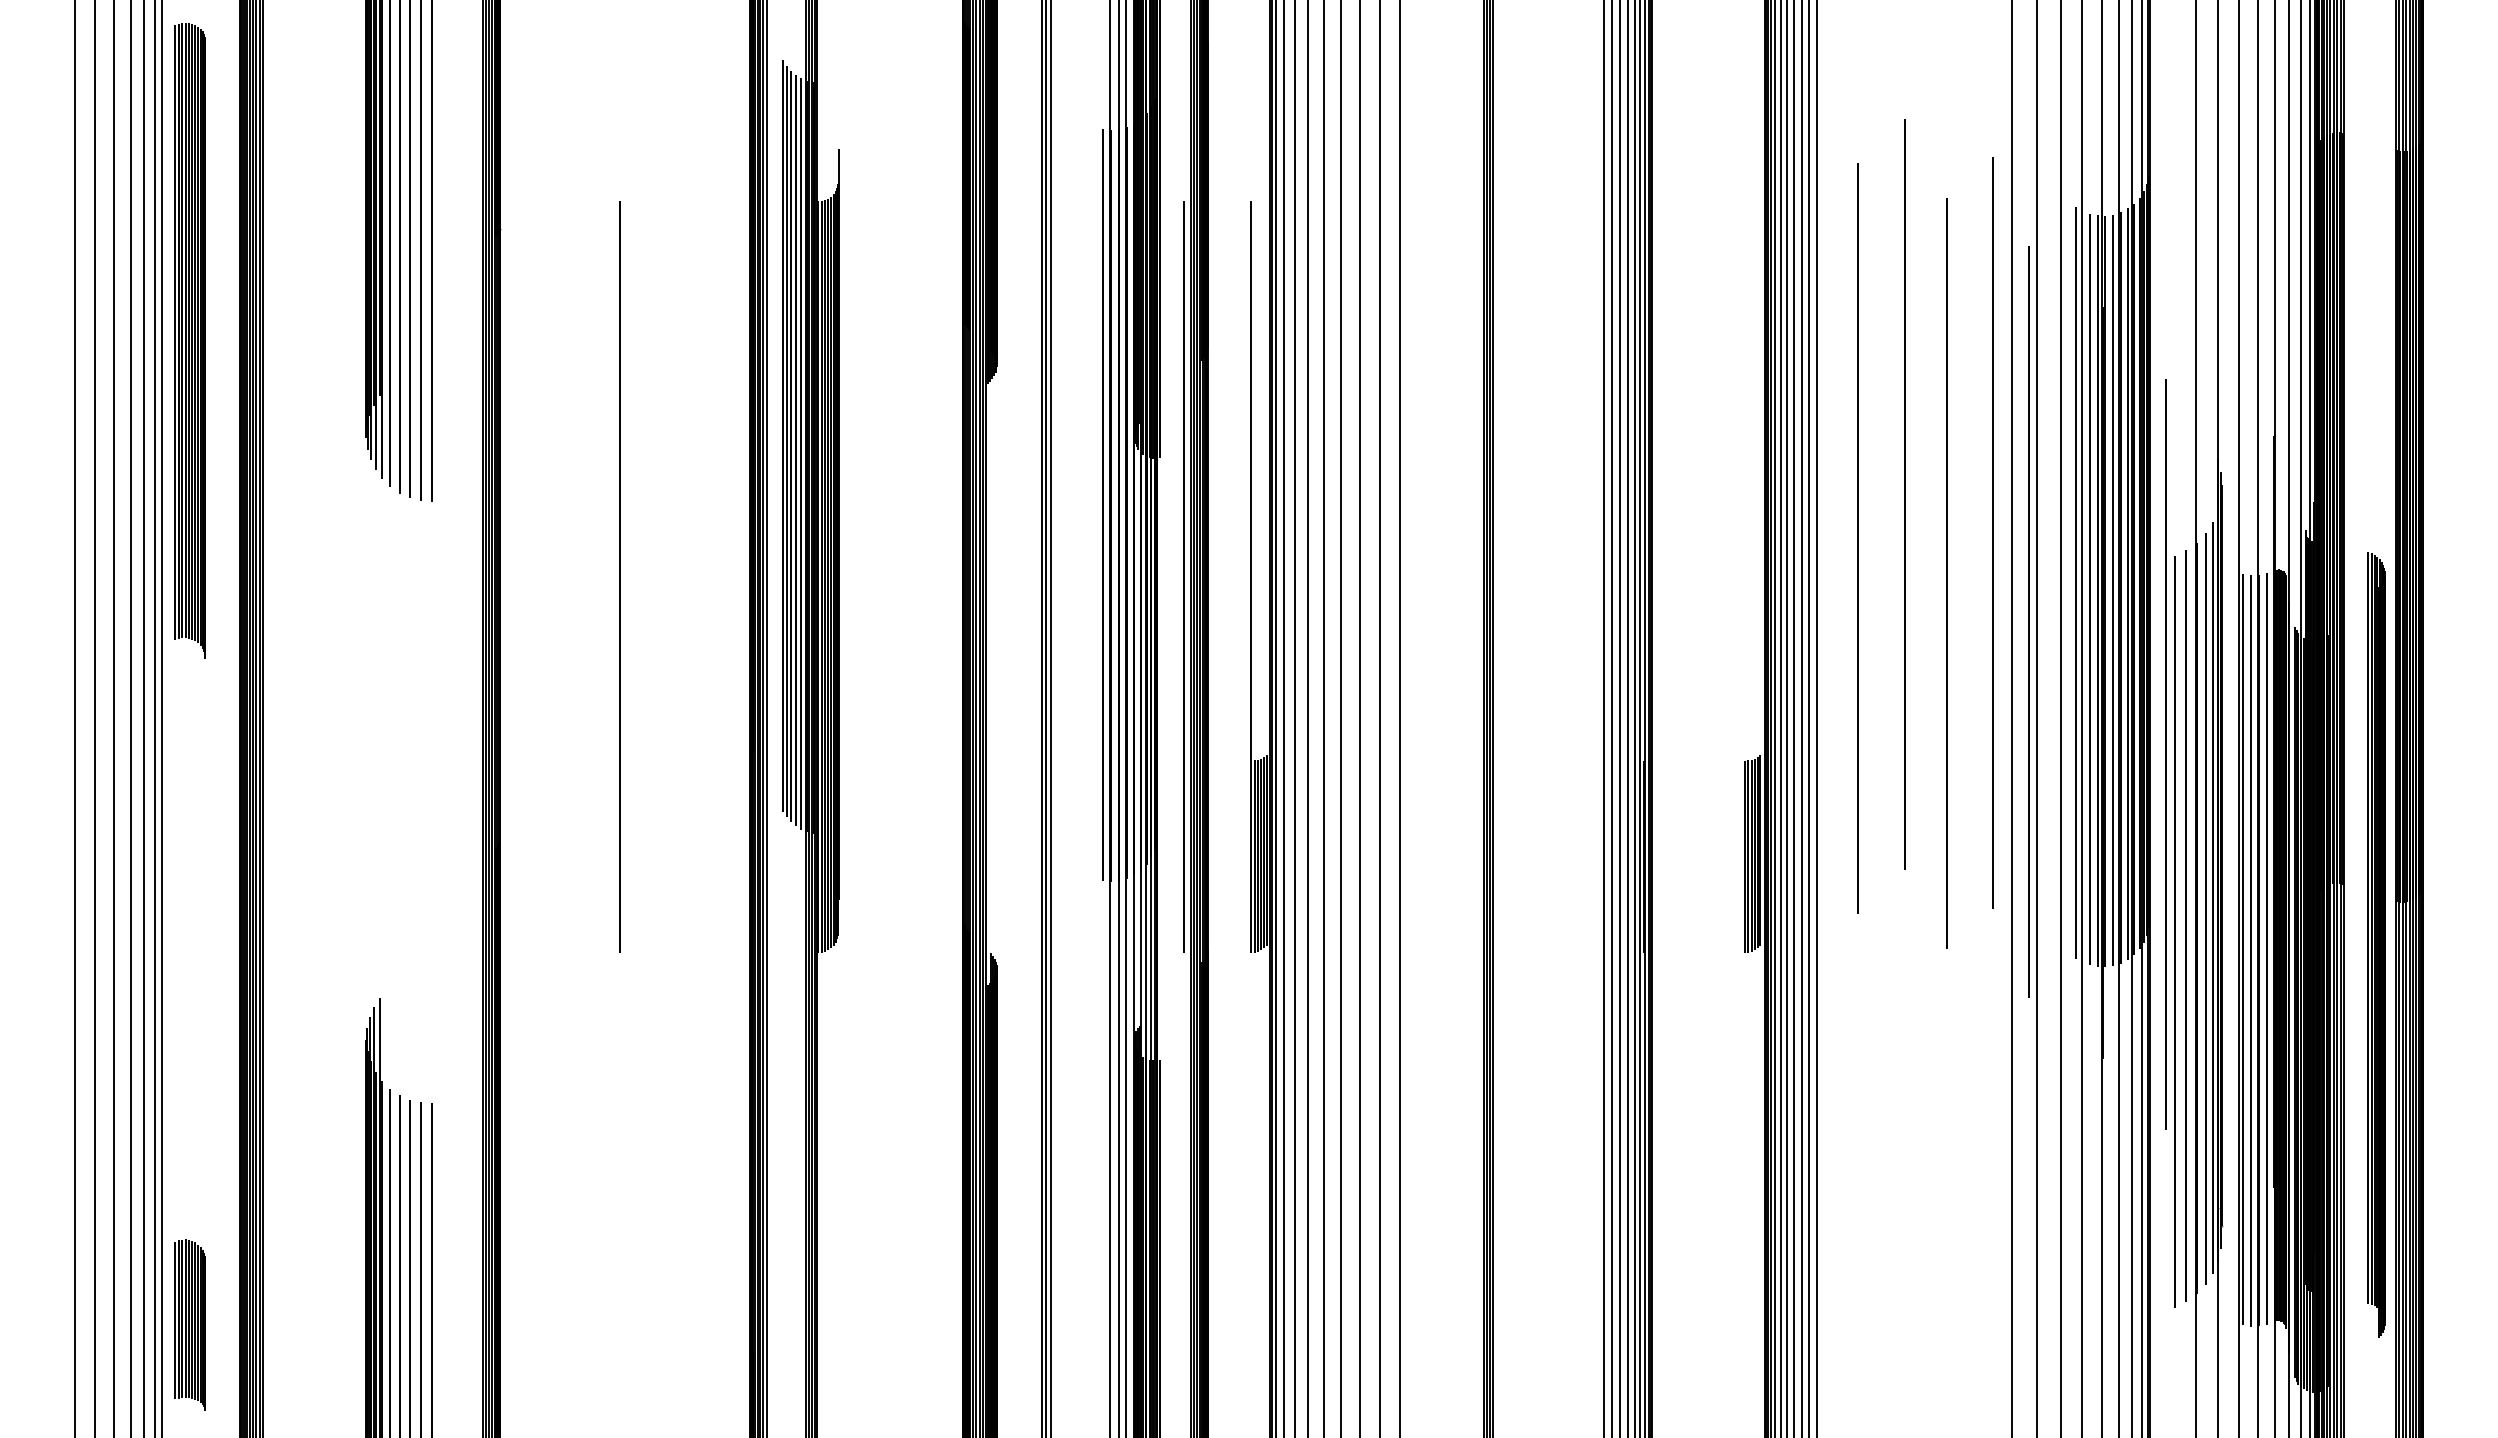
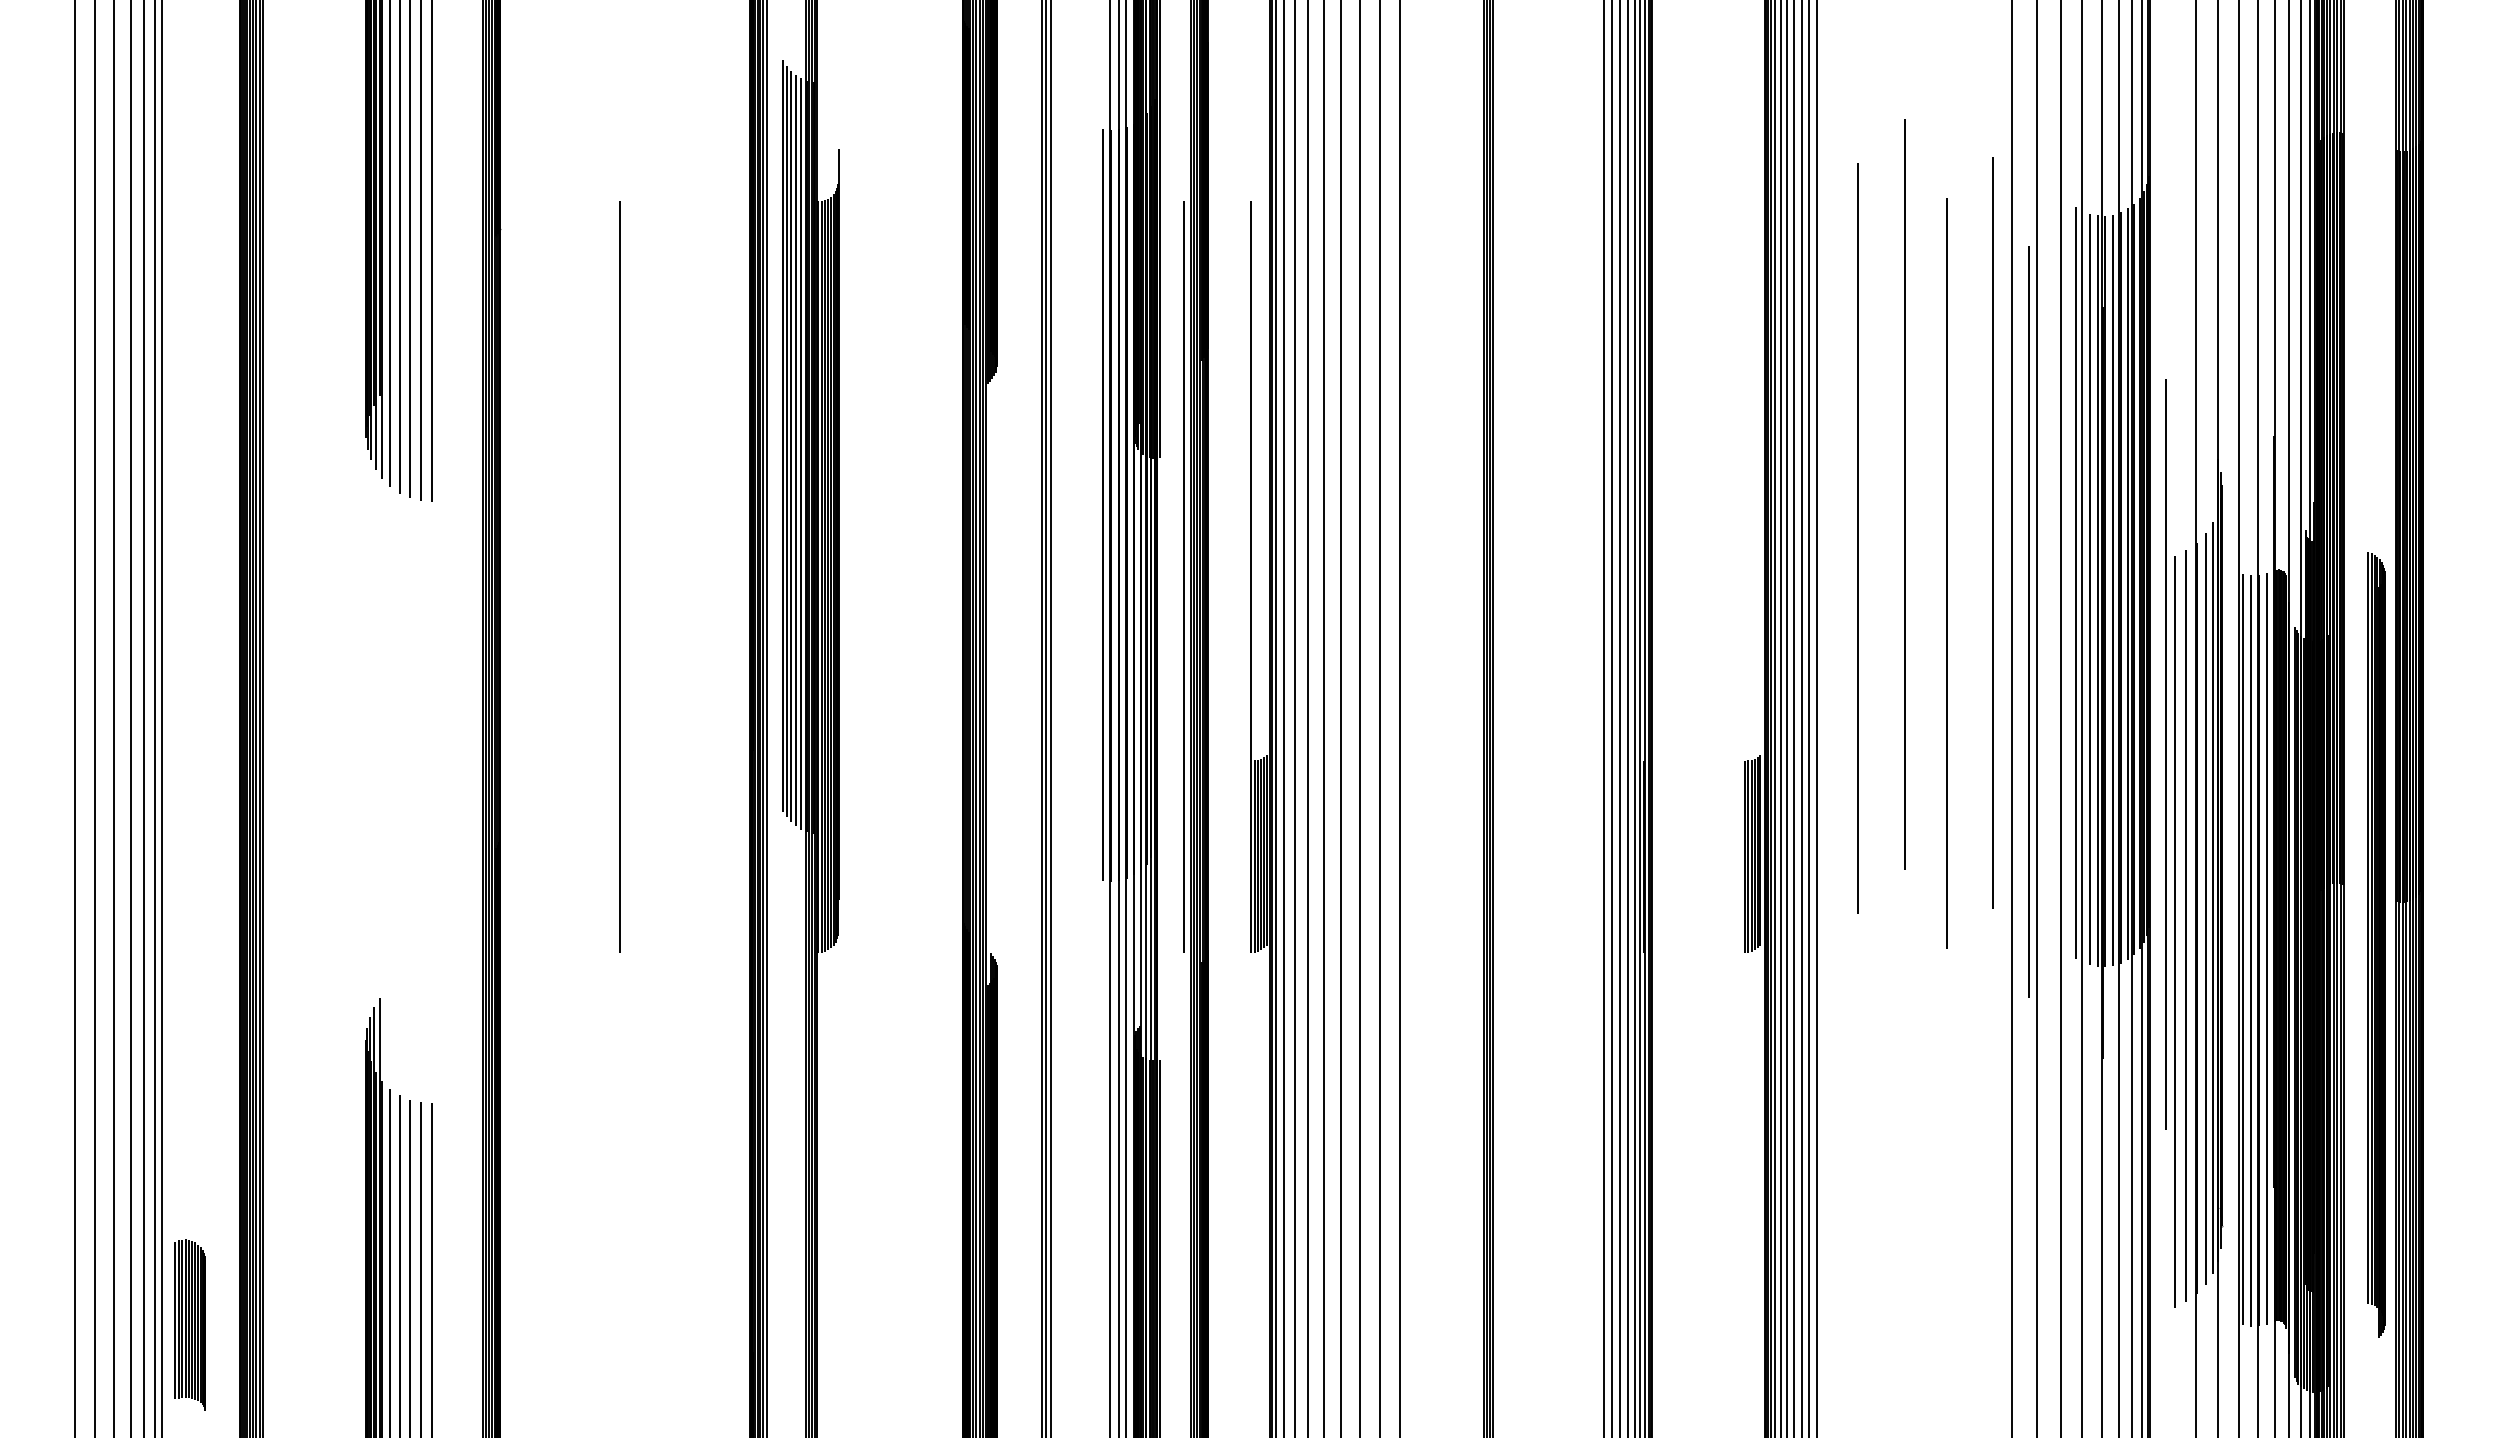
part: present -> none (189, 340)
